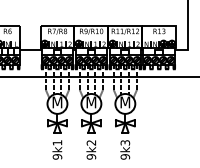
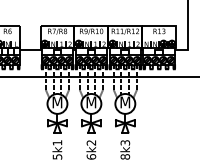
text: 9k1 -> 5k1 (56, 156)
text: 9k2 -> 6k2 (91, 156)
text: 9k3 -> 8k3 (125, 156)
